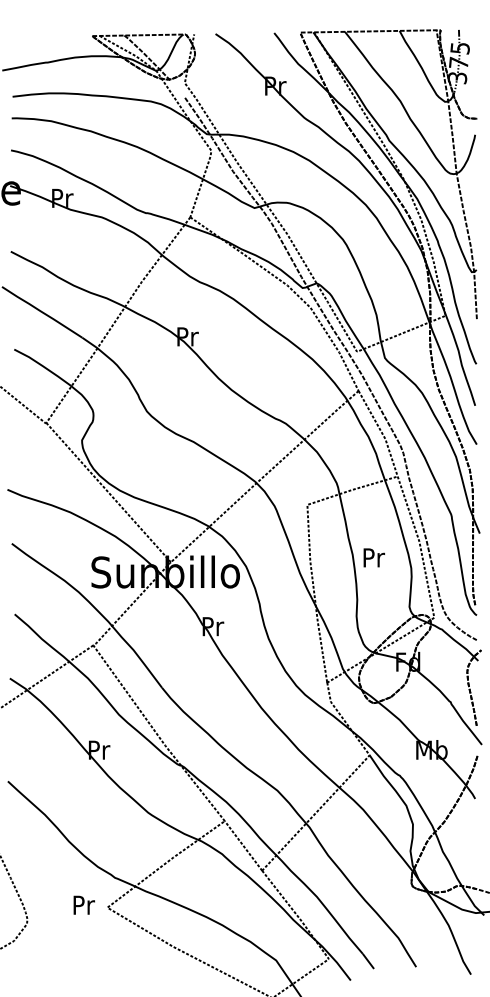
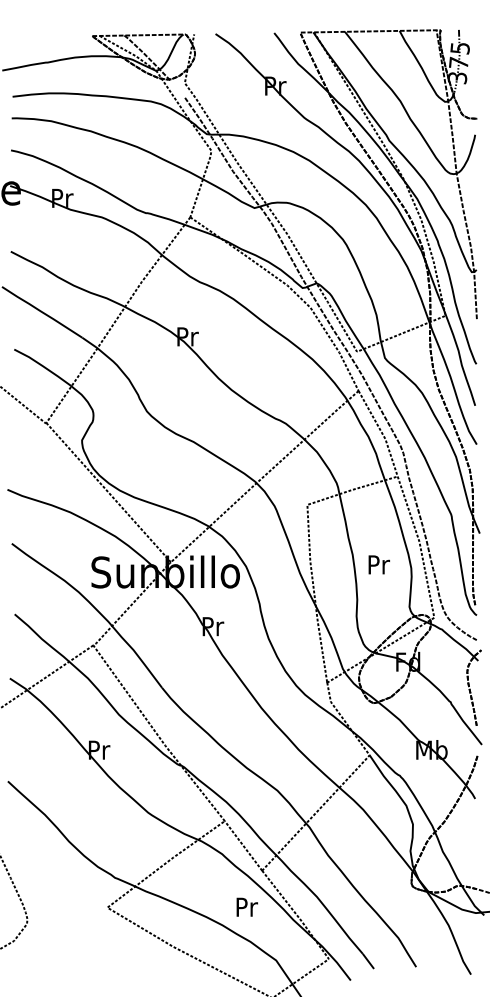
text position: (373, 557) -> (378, 564) (378, 564)
text position: (83, 904) -> (246, 906) (246, 906)
